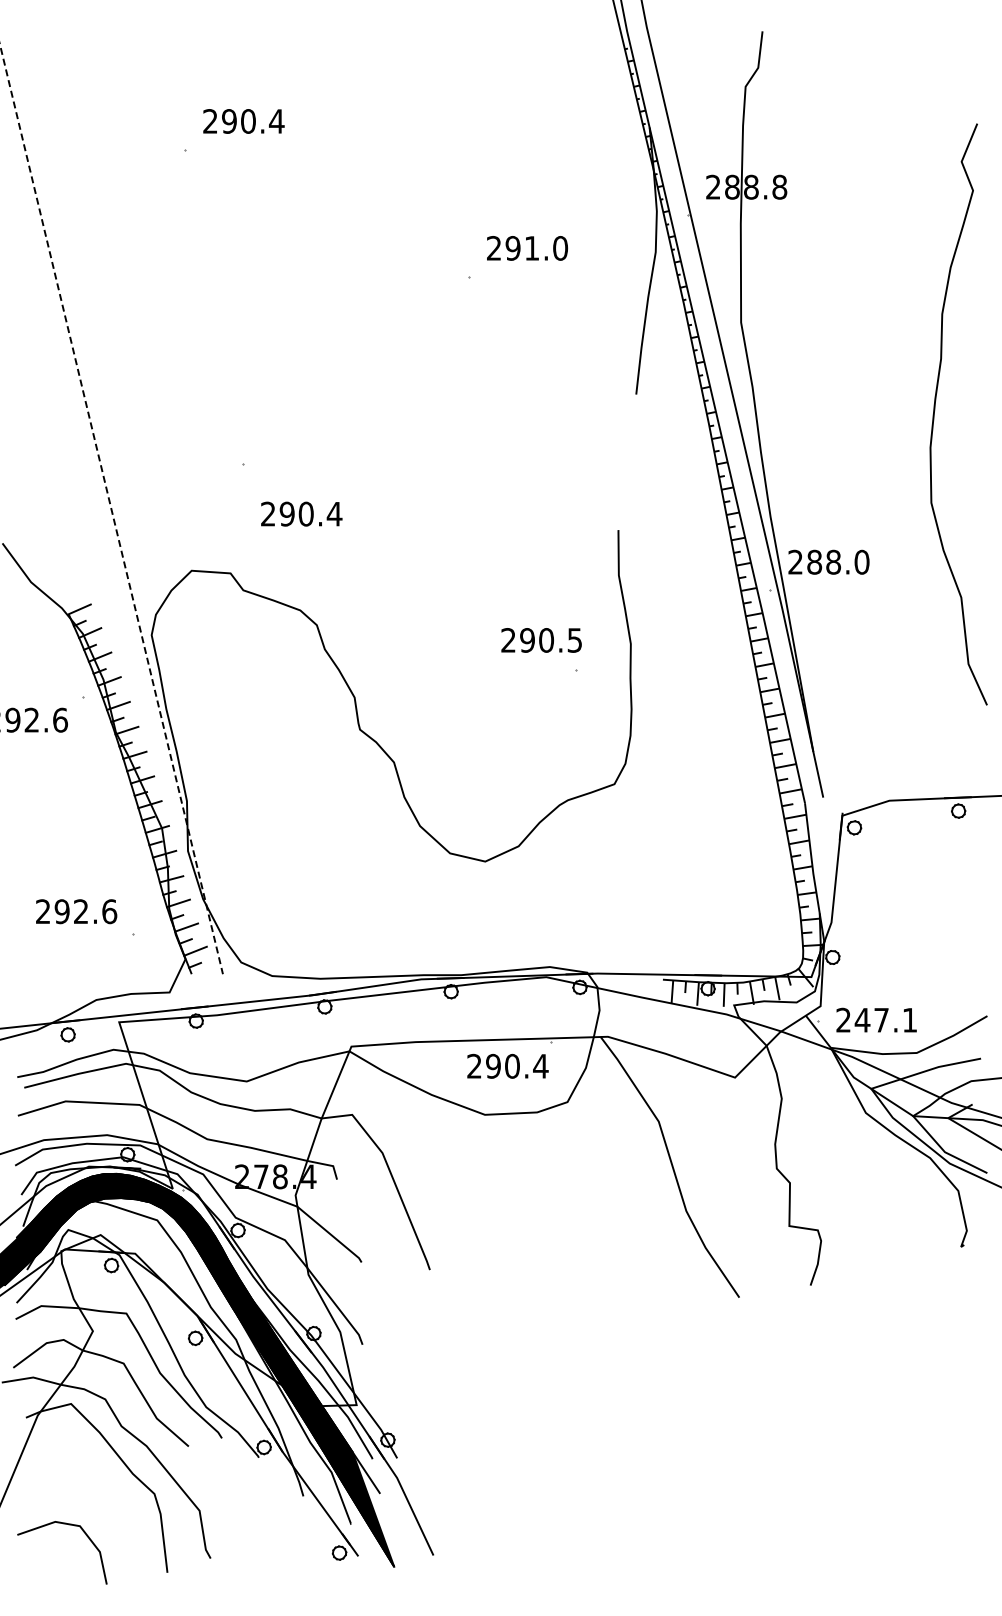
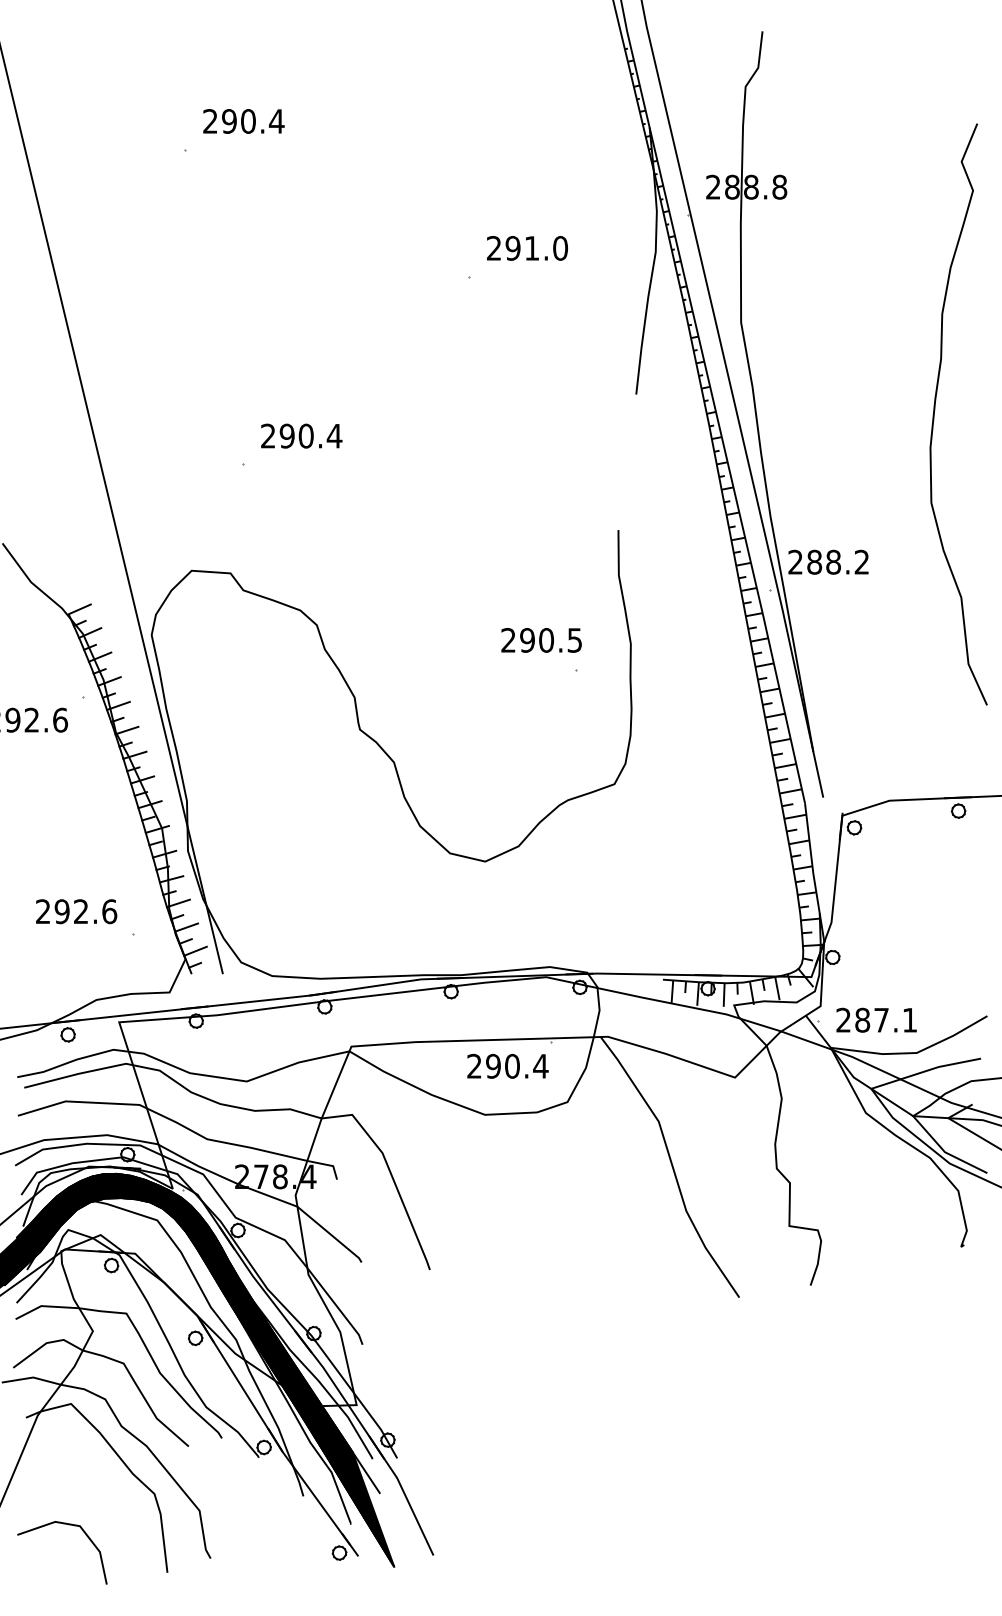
line: dashed -> solid (111, 509)
text position: (301, 513) -> (301, 435) (301, 435)
text: 288.0 -> 288.2 (861, 561)
text: 247.1 -> 287.1 (862, 1019)
